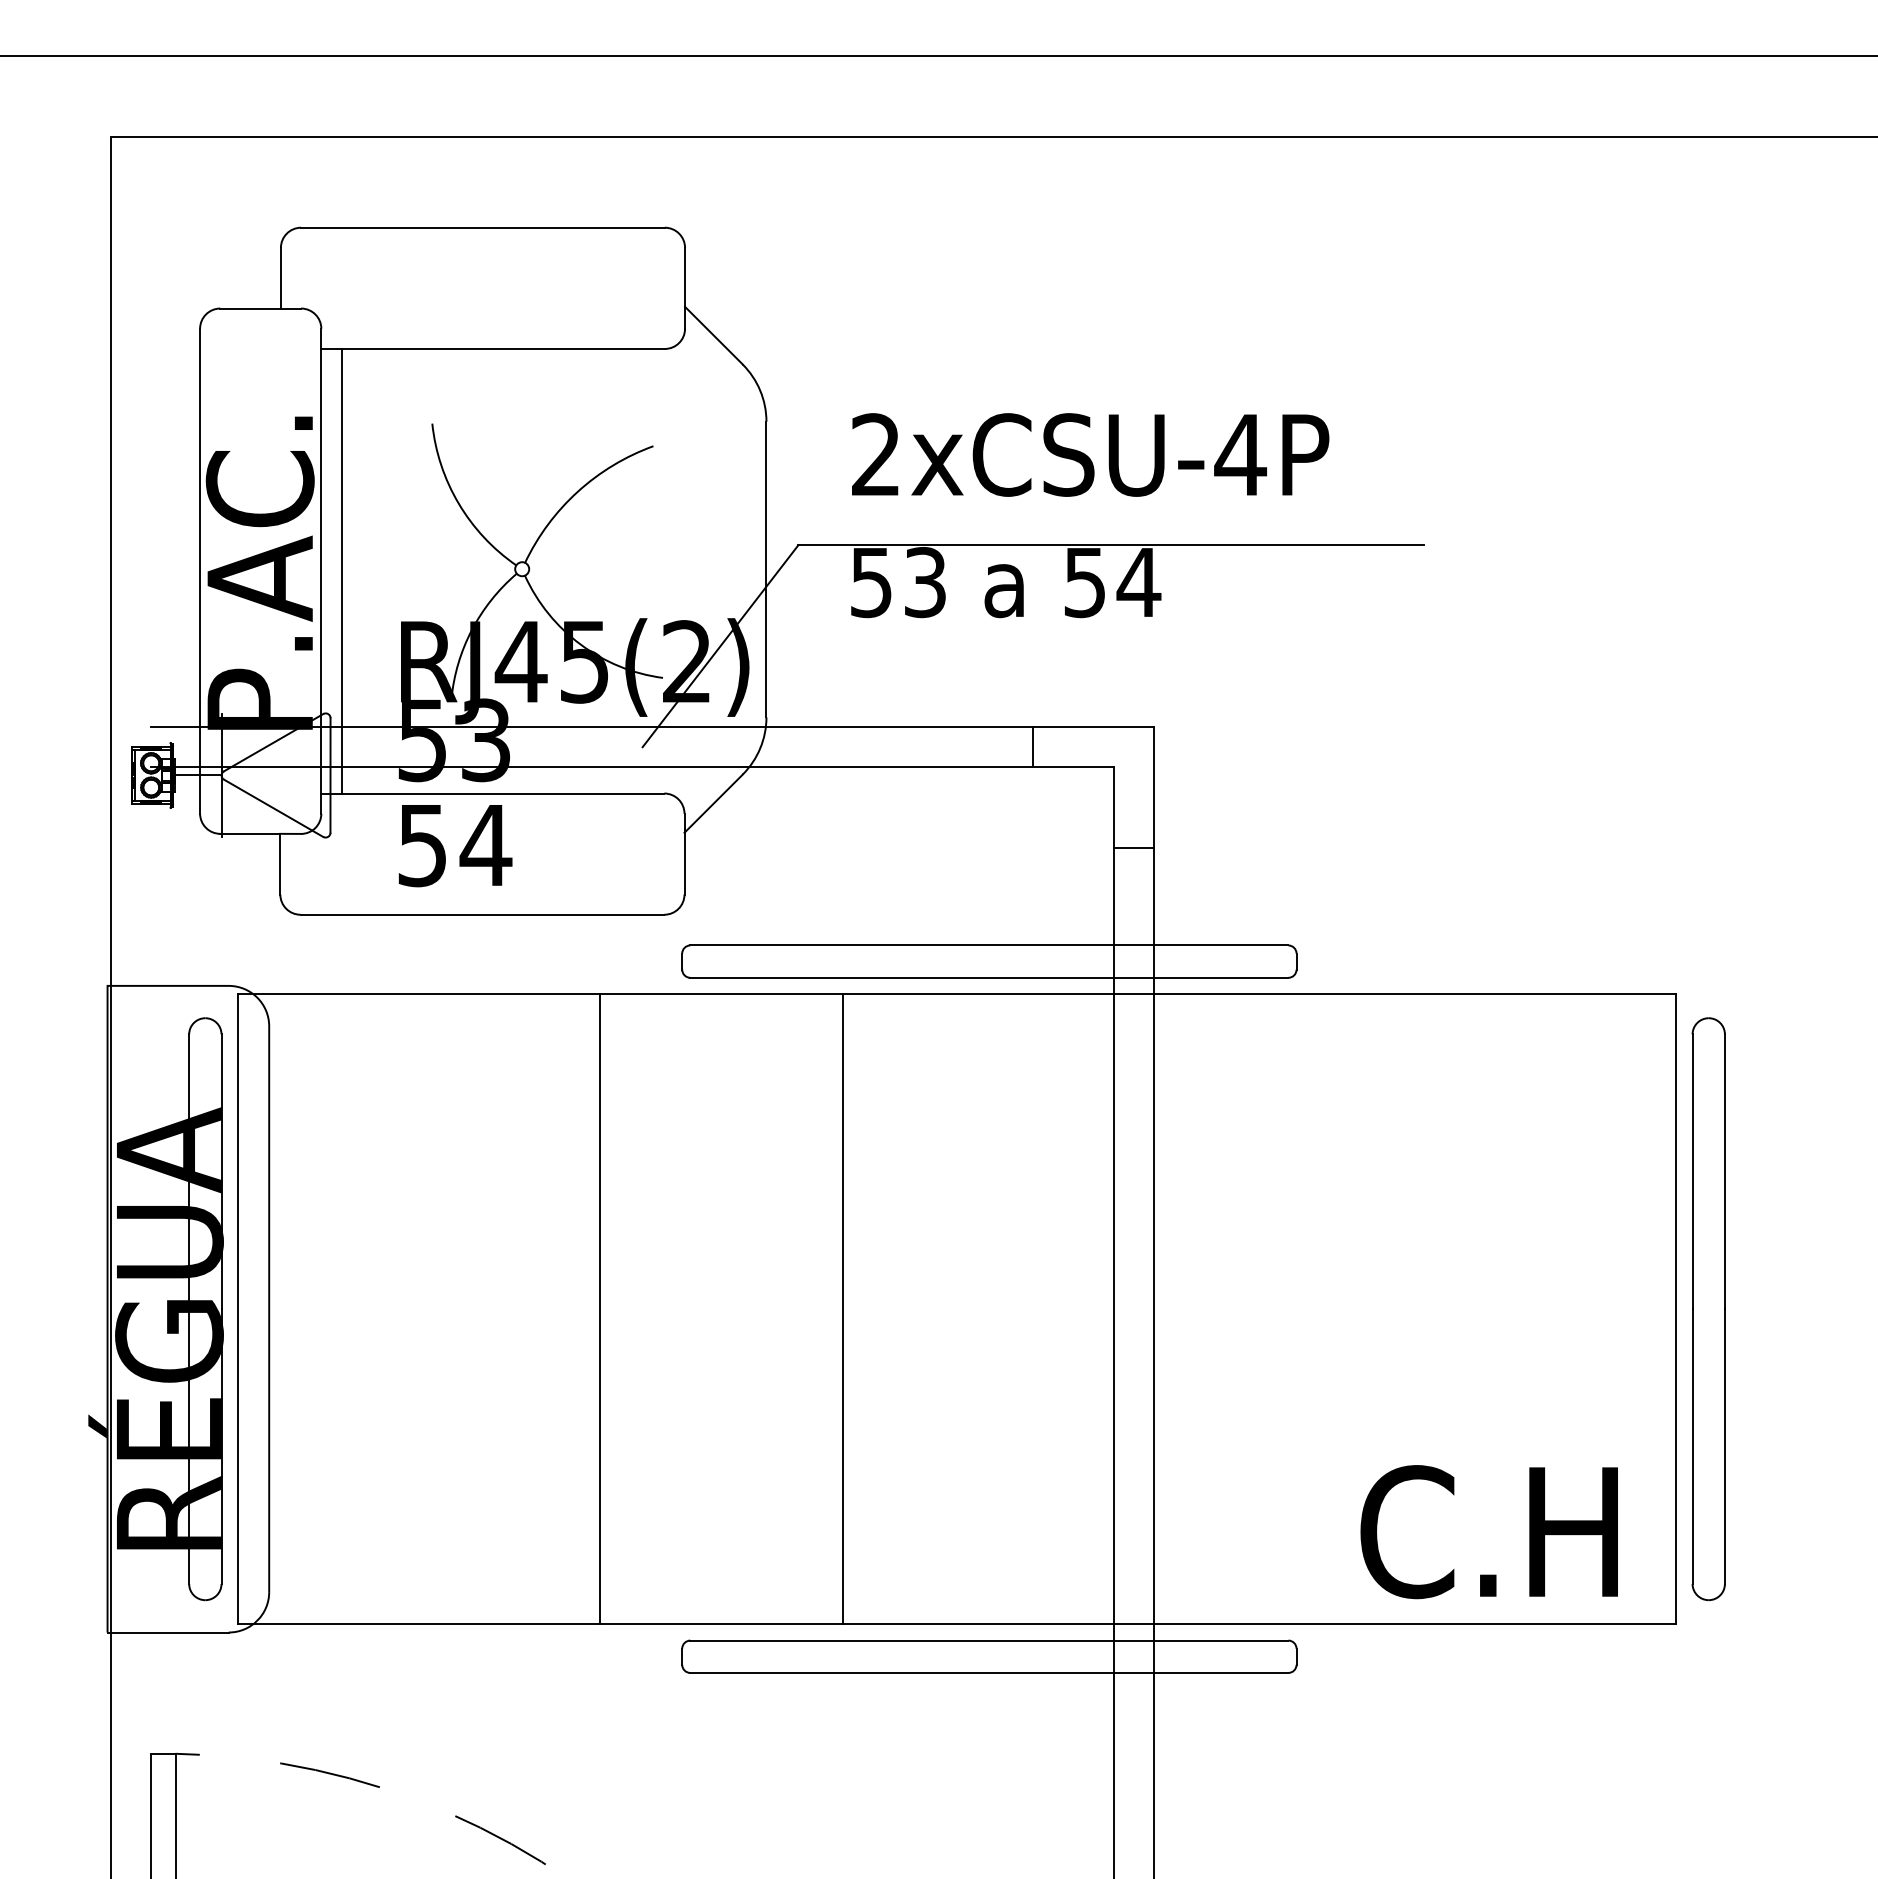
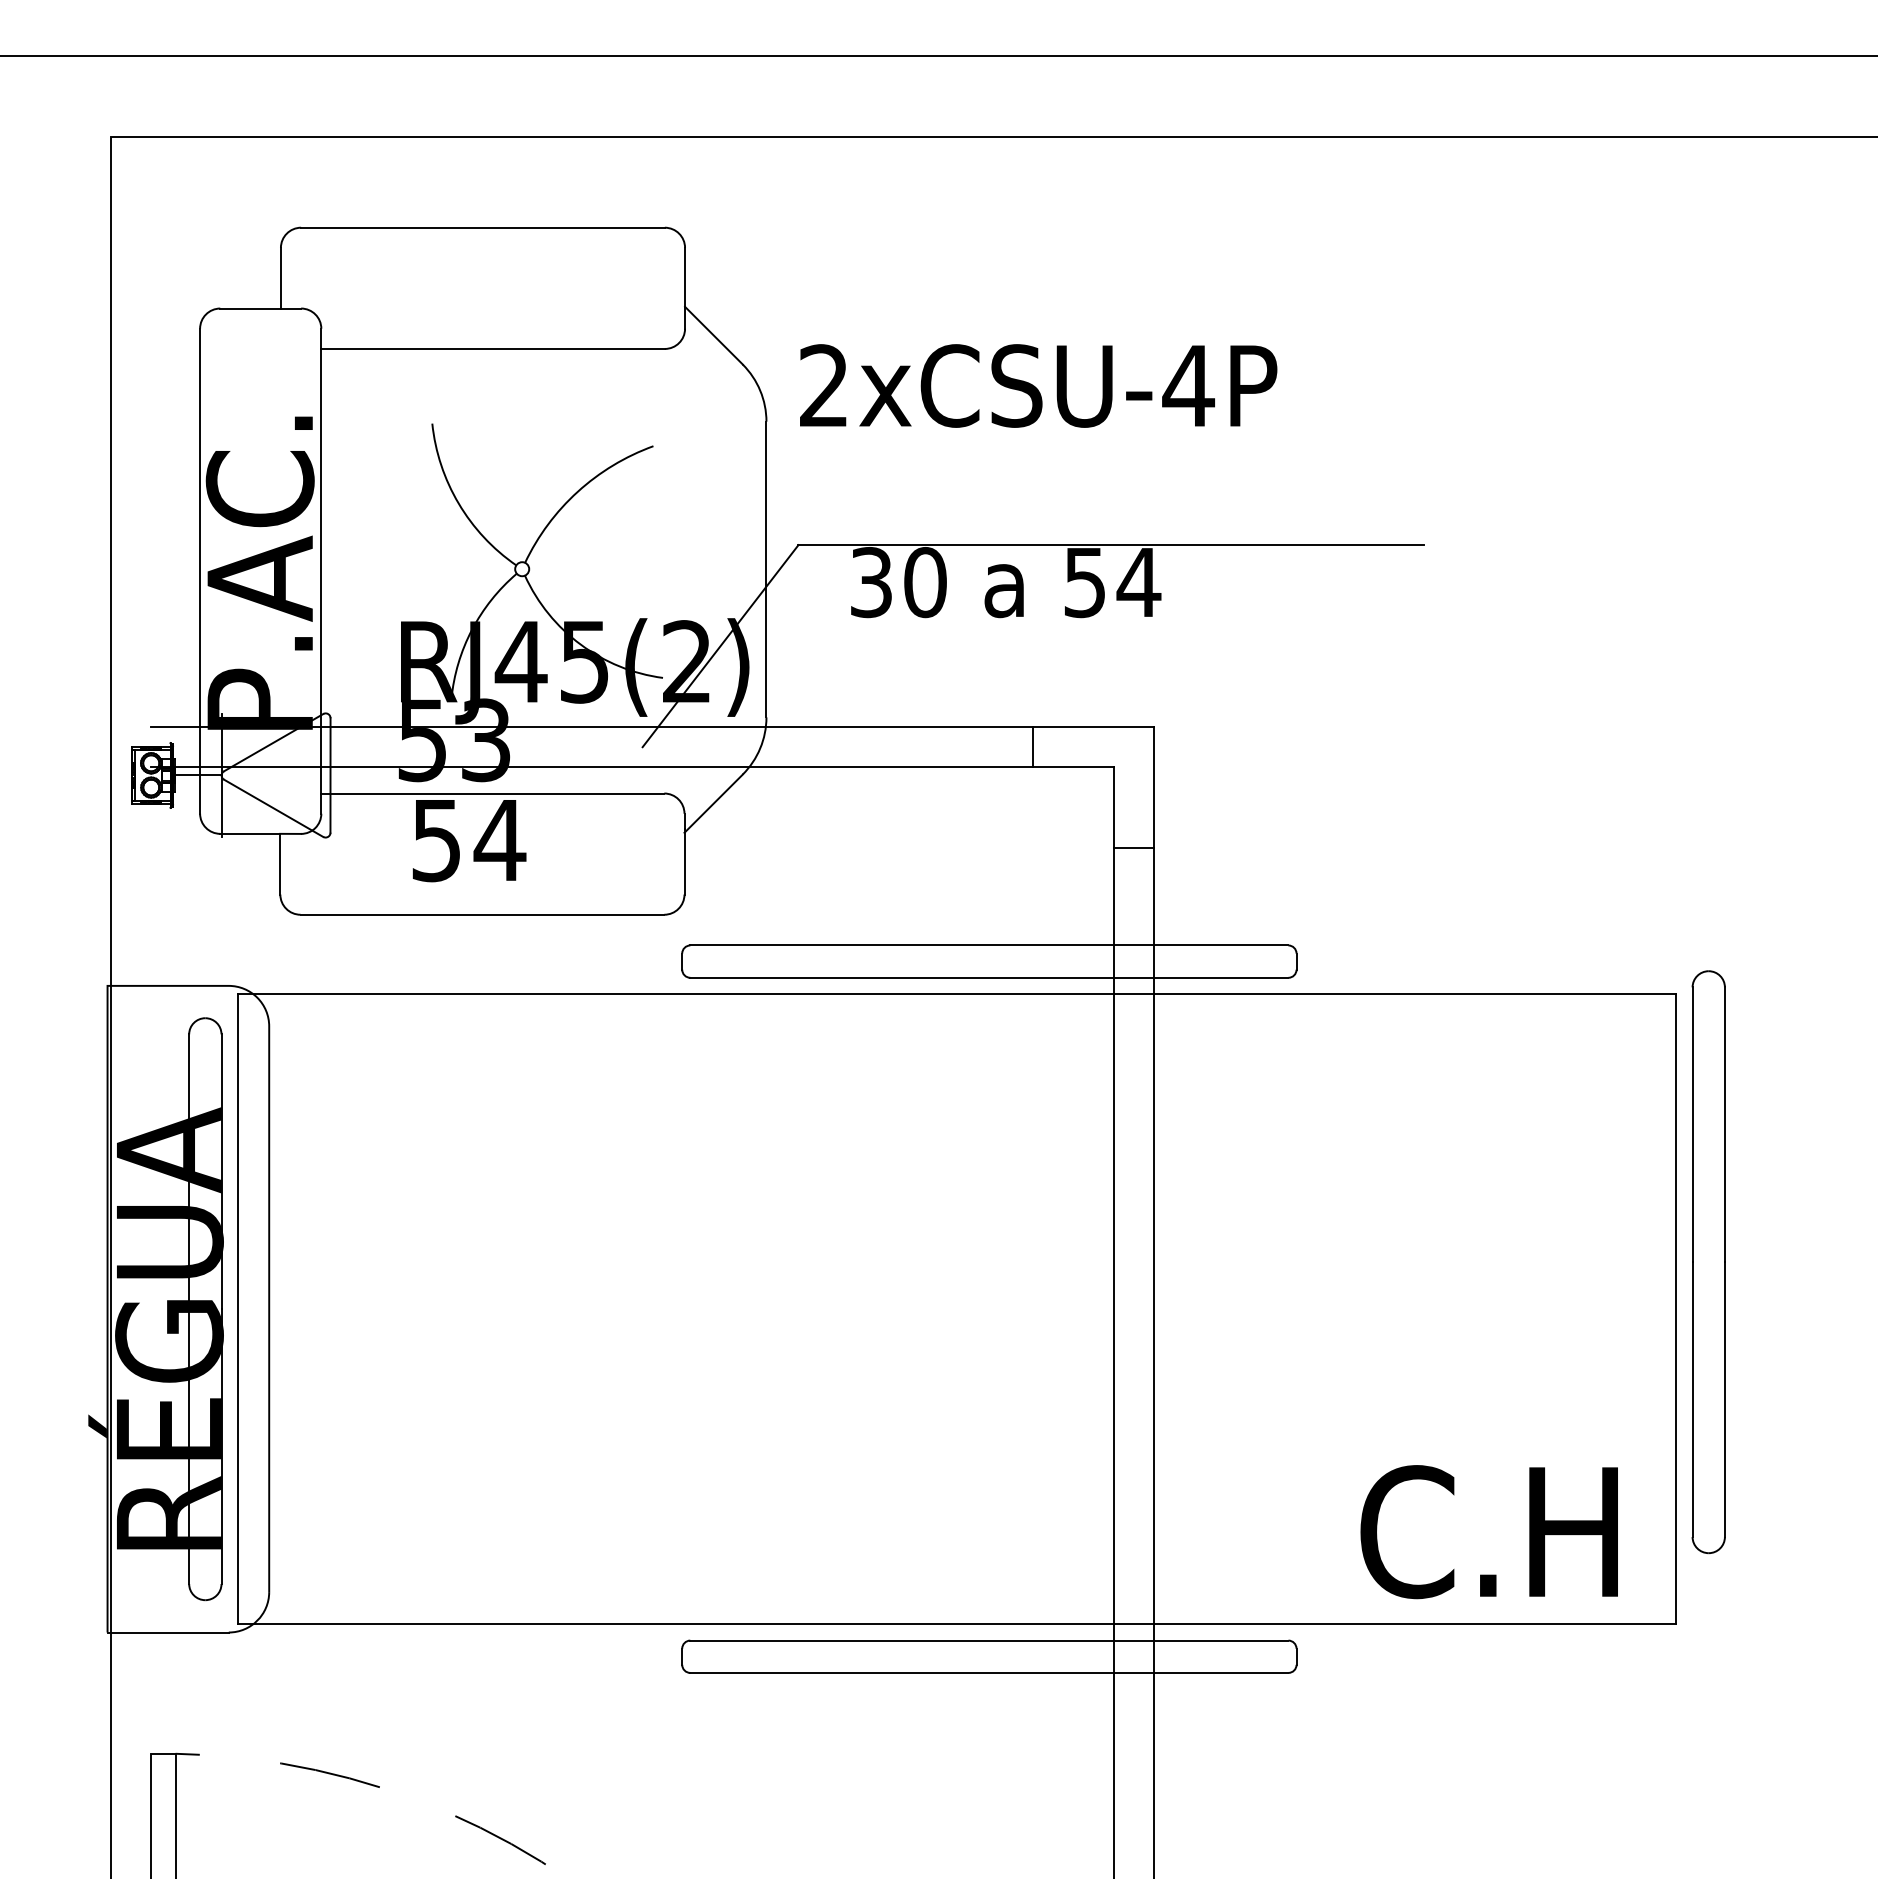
text position: (1090, 454) -> (1038, 385) (1038, 385)
line: present -> none (341, 570)
text: 53 -> 30 (898, 582)
text position: (455, 846) -> (469, 841) (469, 841)
line: present -> none (600, 1308)
line: present -> none (842, 1308)
part position: (1708, 1309) -> (1708, 1262) (1708, 1262)
